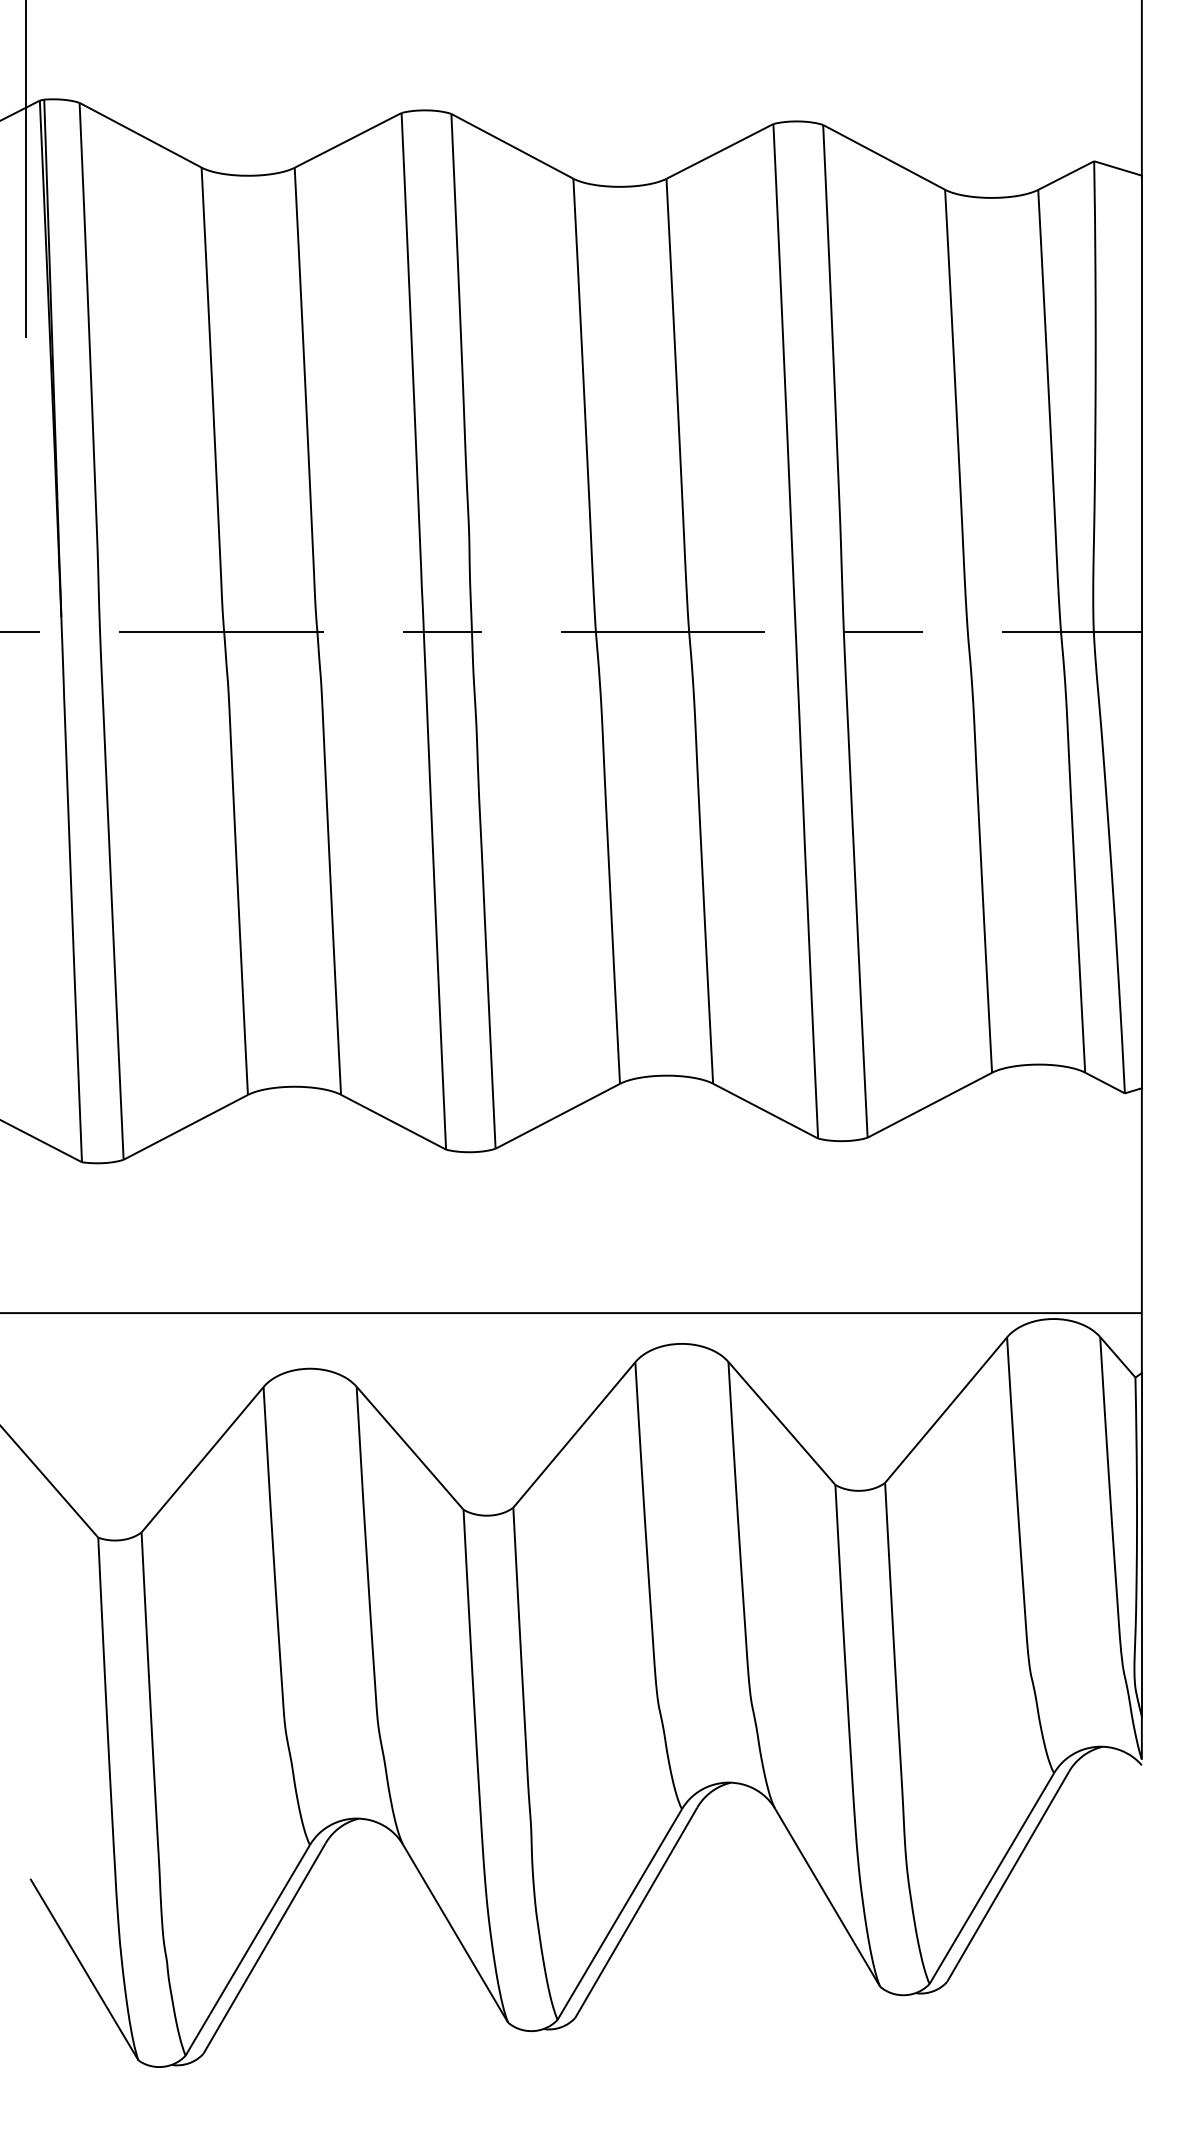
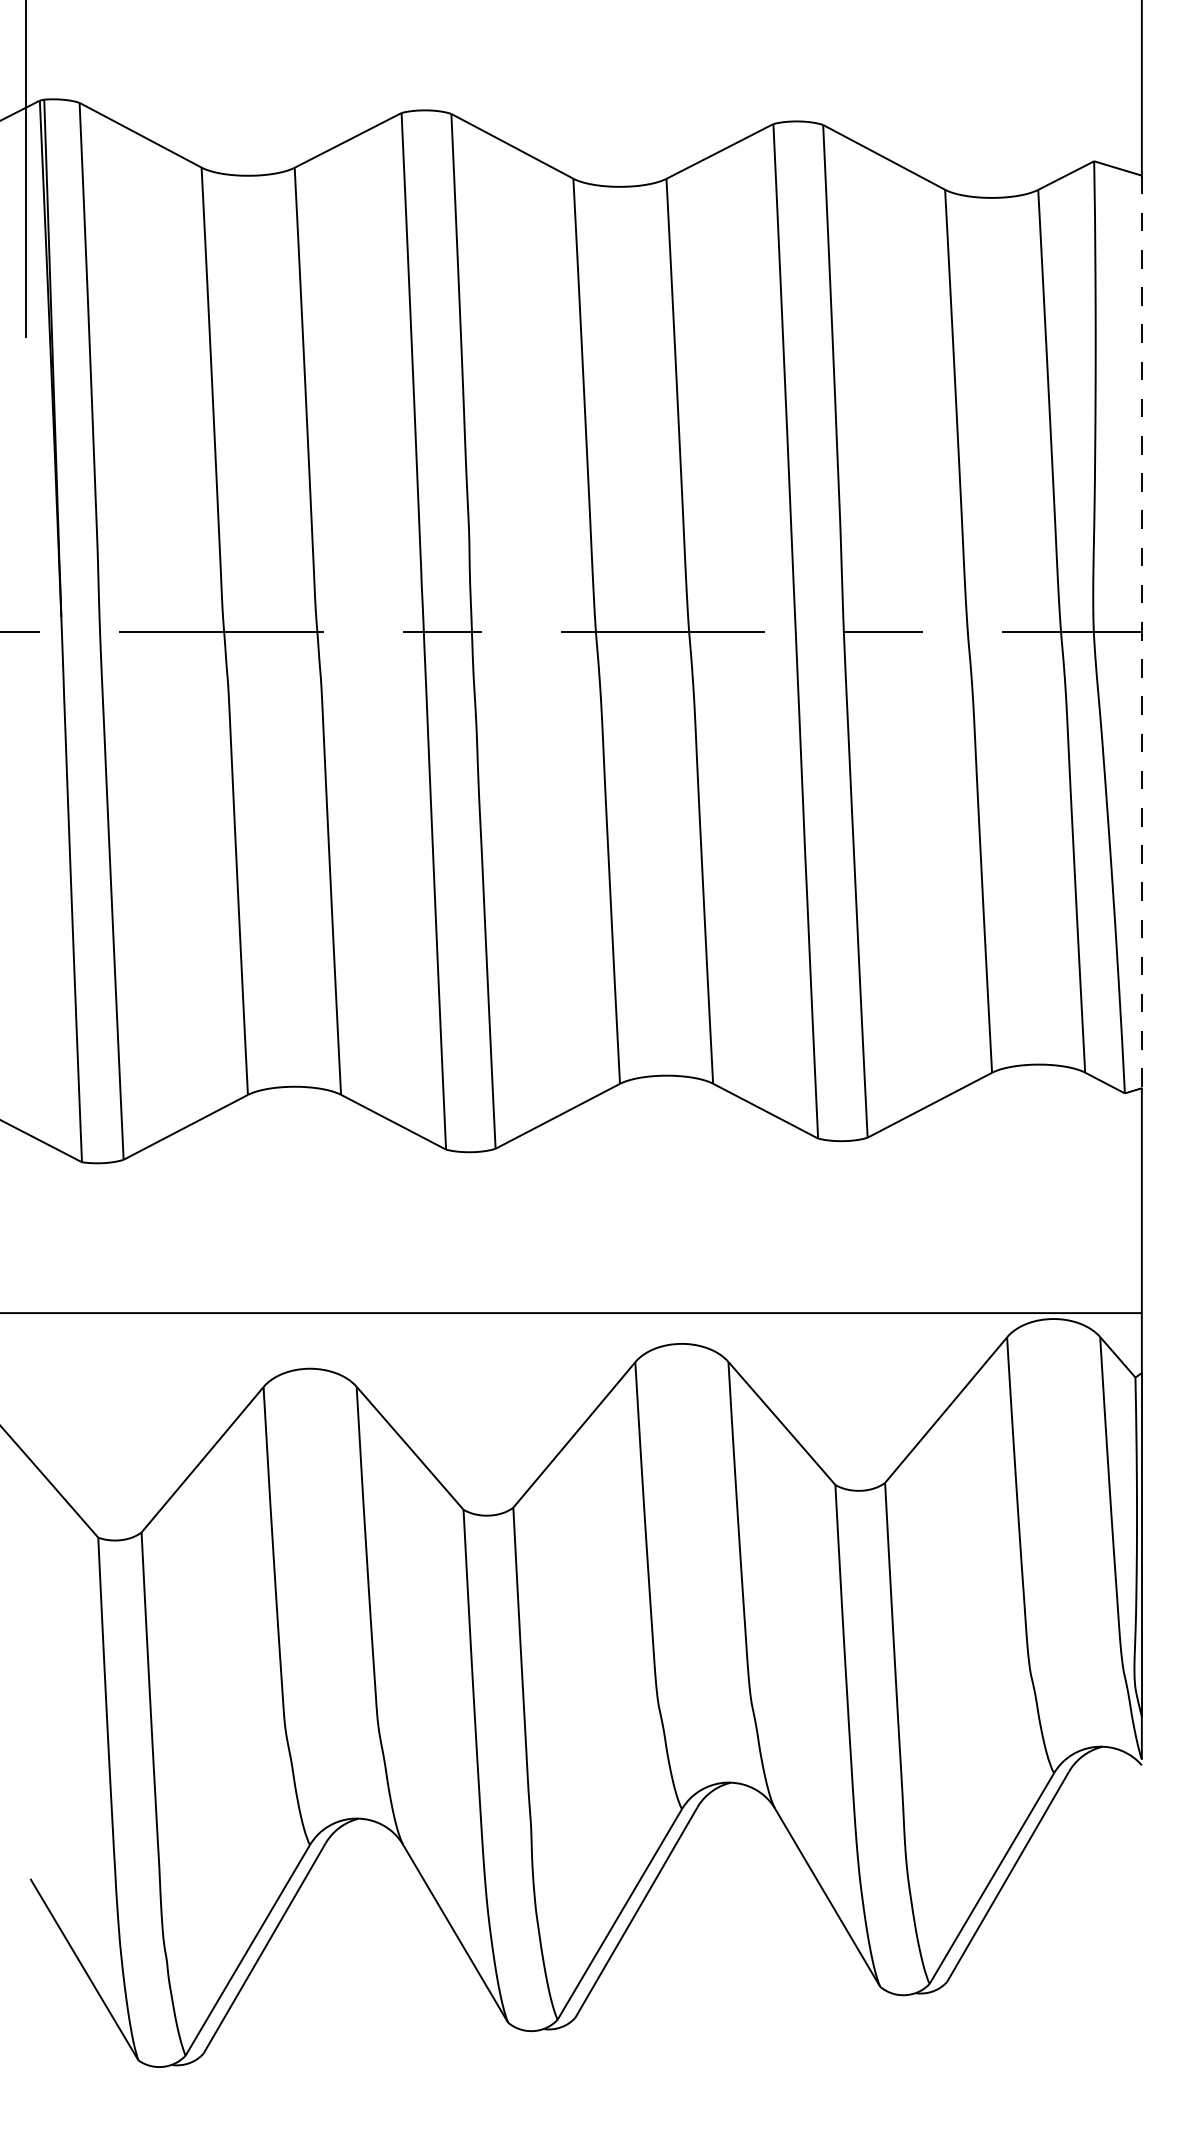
line: solid -> dashed (1141, 632)
